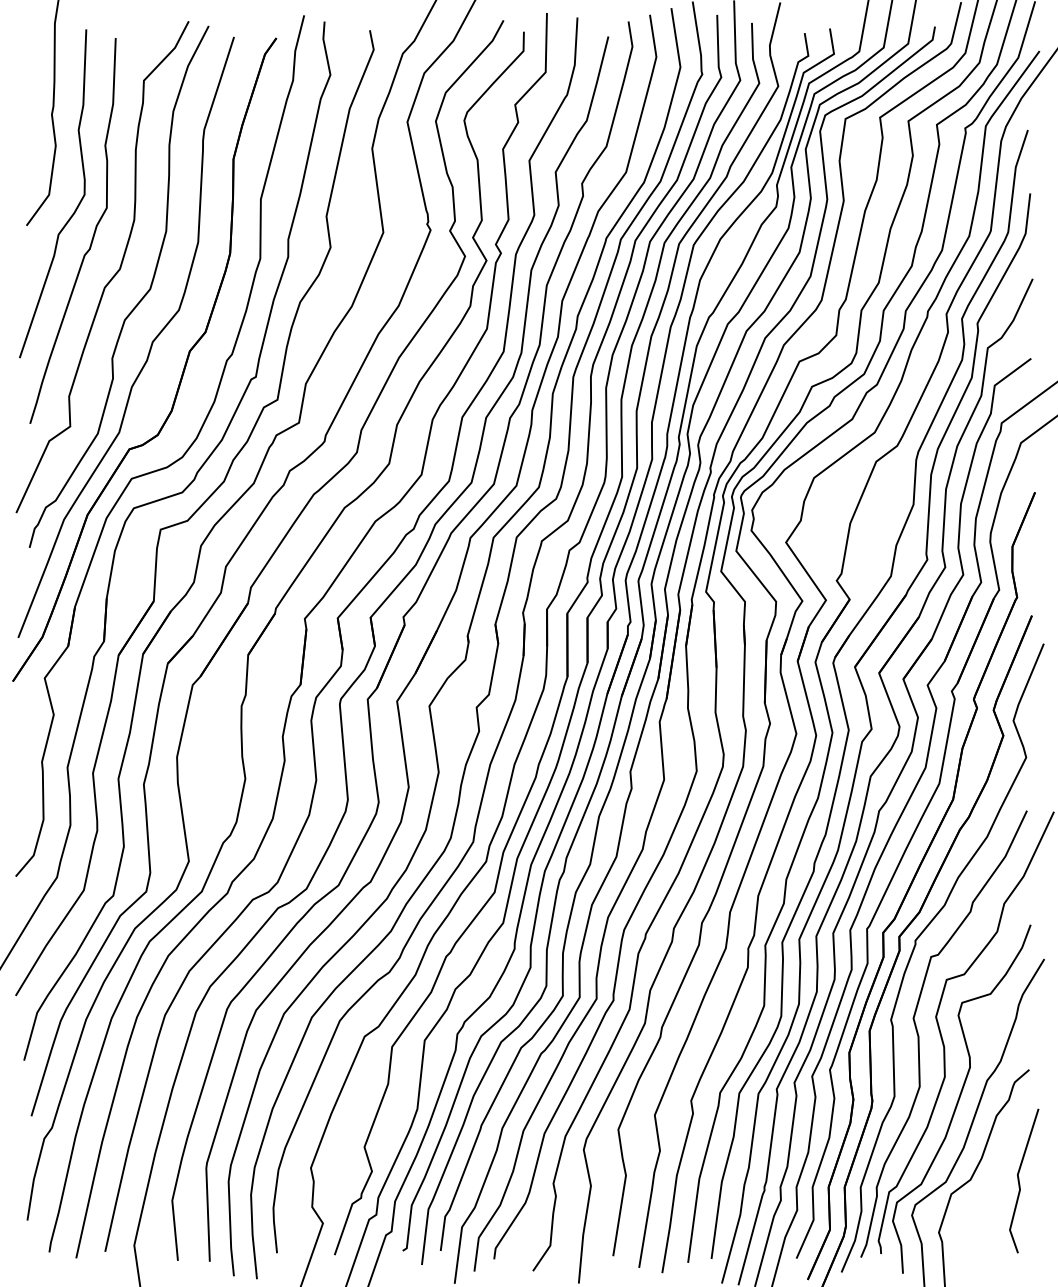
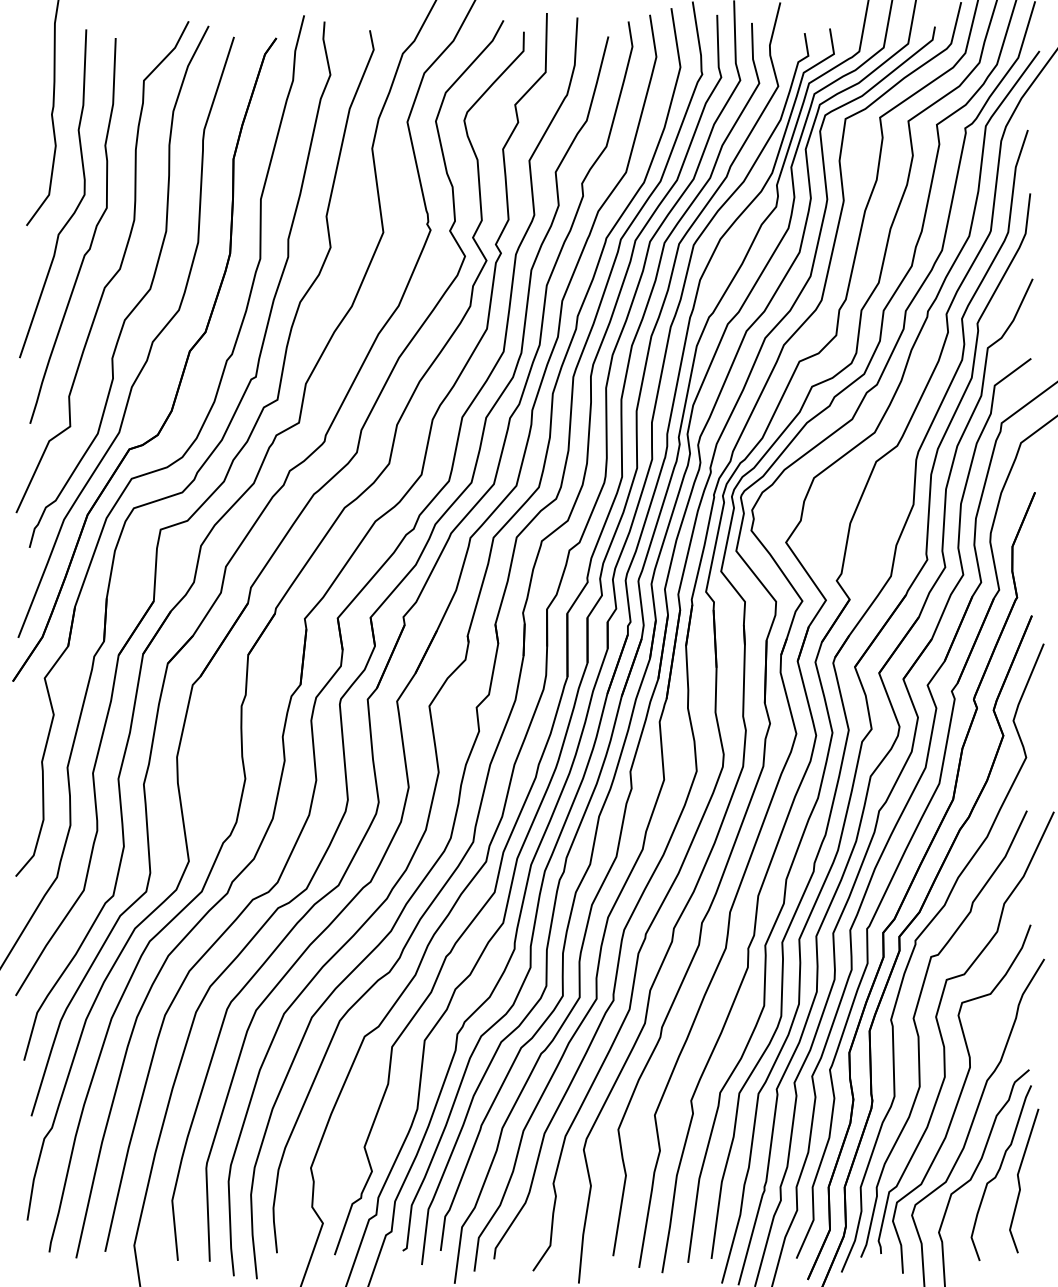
curve: none -> present (999, 1171)
